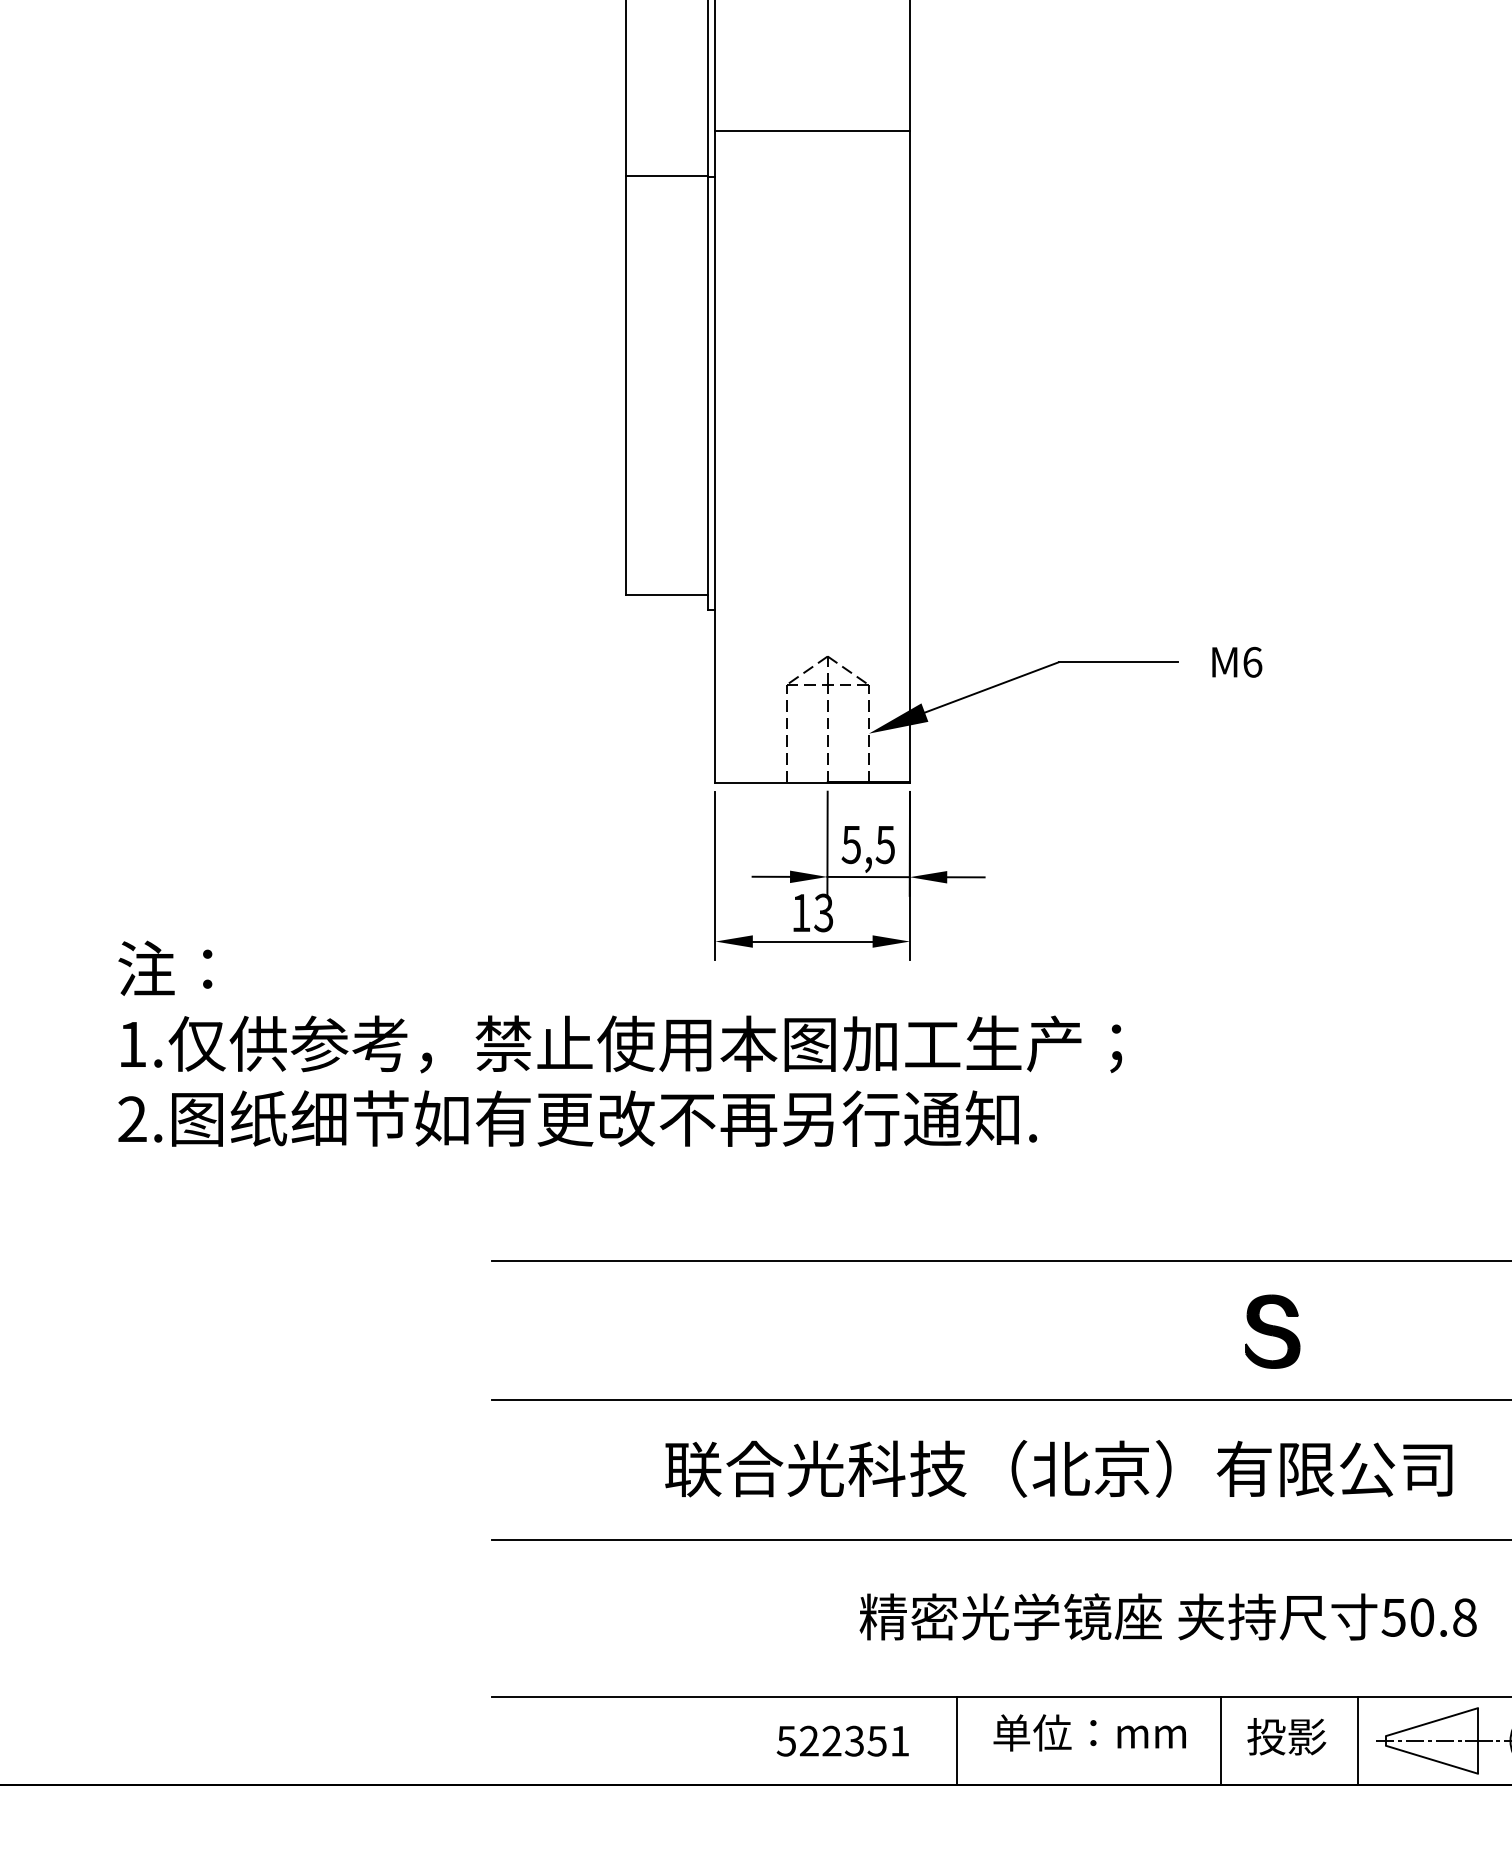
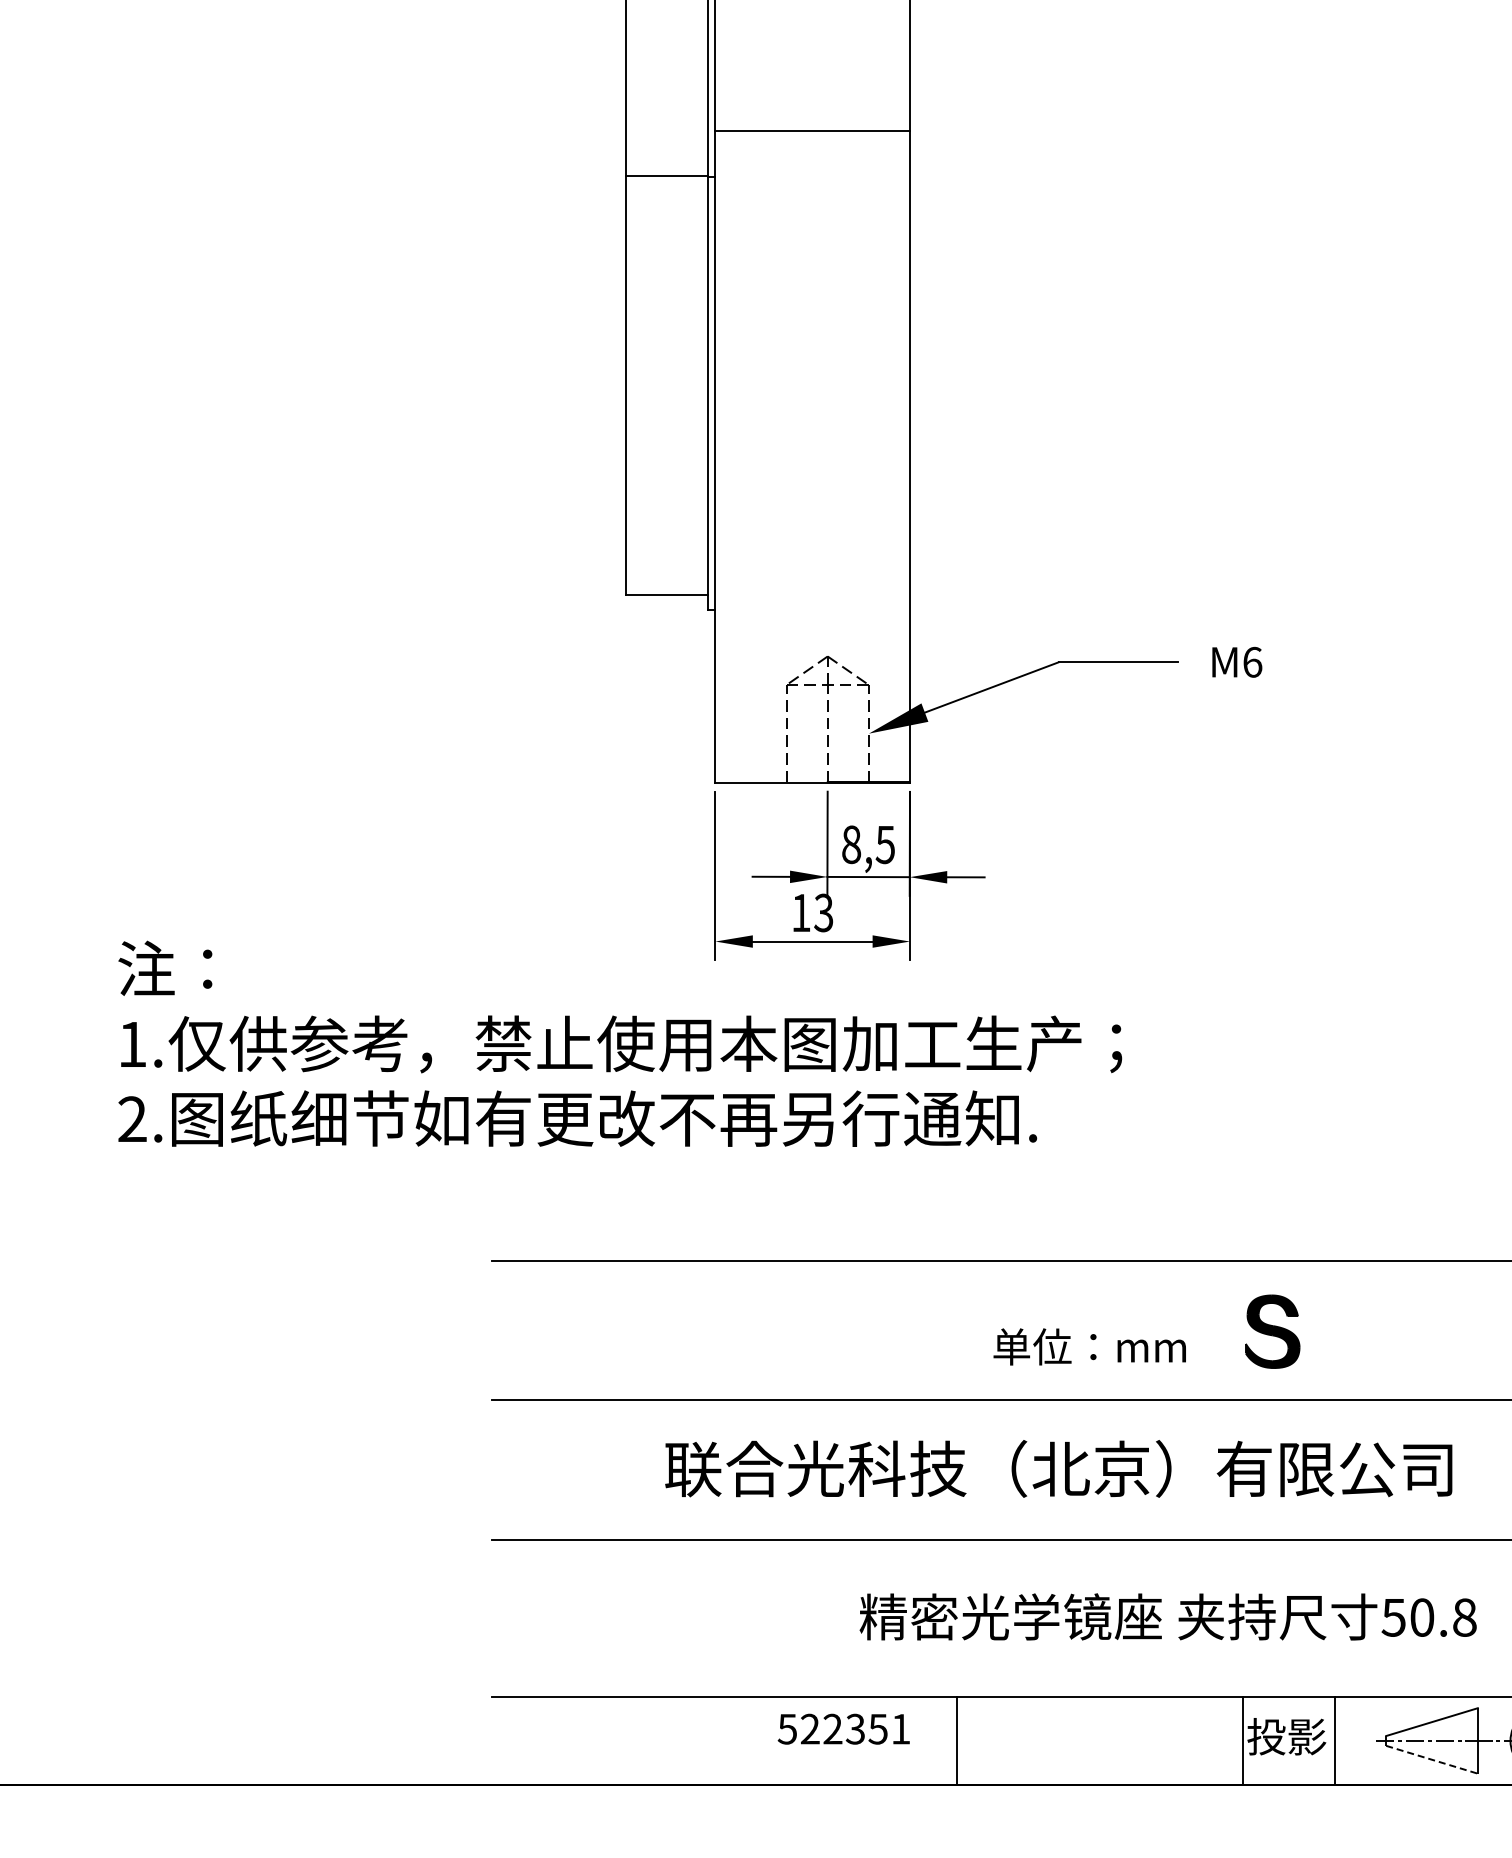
text: 5,5 -> 8,5 (851, 844)
text position: (1089, 1732) -> (1089, 1346) (1089, 1346)
text position: (842, 1740) -> (843, 1728) (843, 1728)
line position: (1220, 1740) -> (1242, 1740) (1242, 1740)
line position: (1357, 1740) -> (1334, 1740) (1334, 1740)
line: solid -> dashed (1432, 1759)
